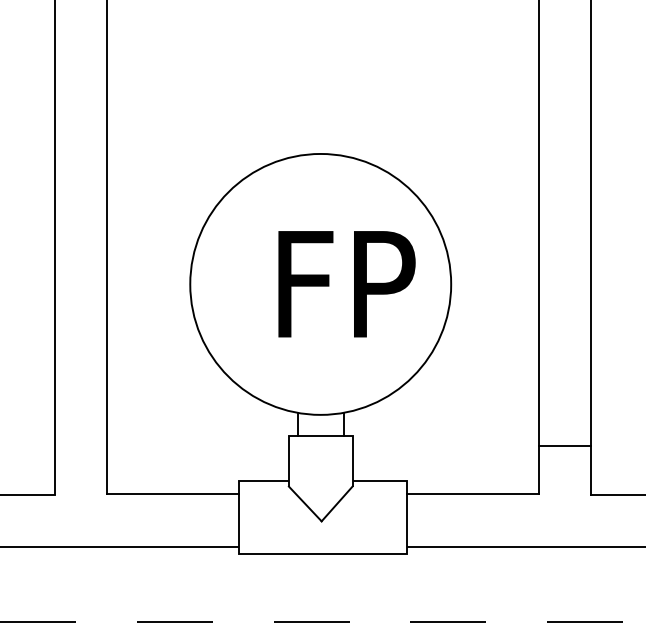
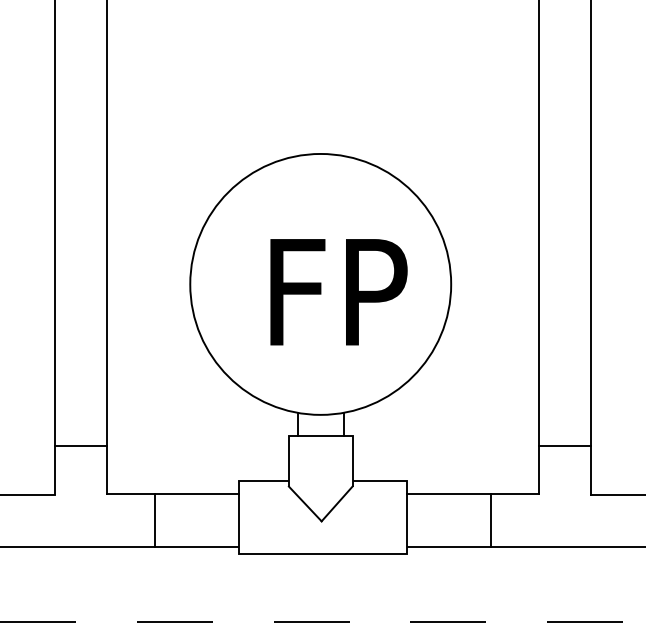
text position: (346, 284) -> (338, 292) (338, 292)
line: none -> present (81, 446)
line: none -> present (154, 519)
line: none -> present (491, 519)
